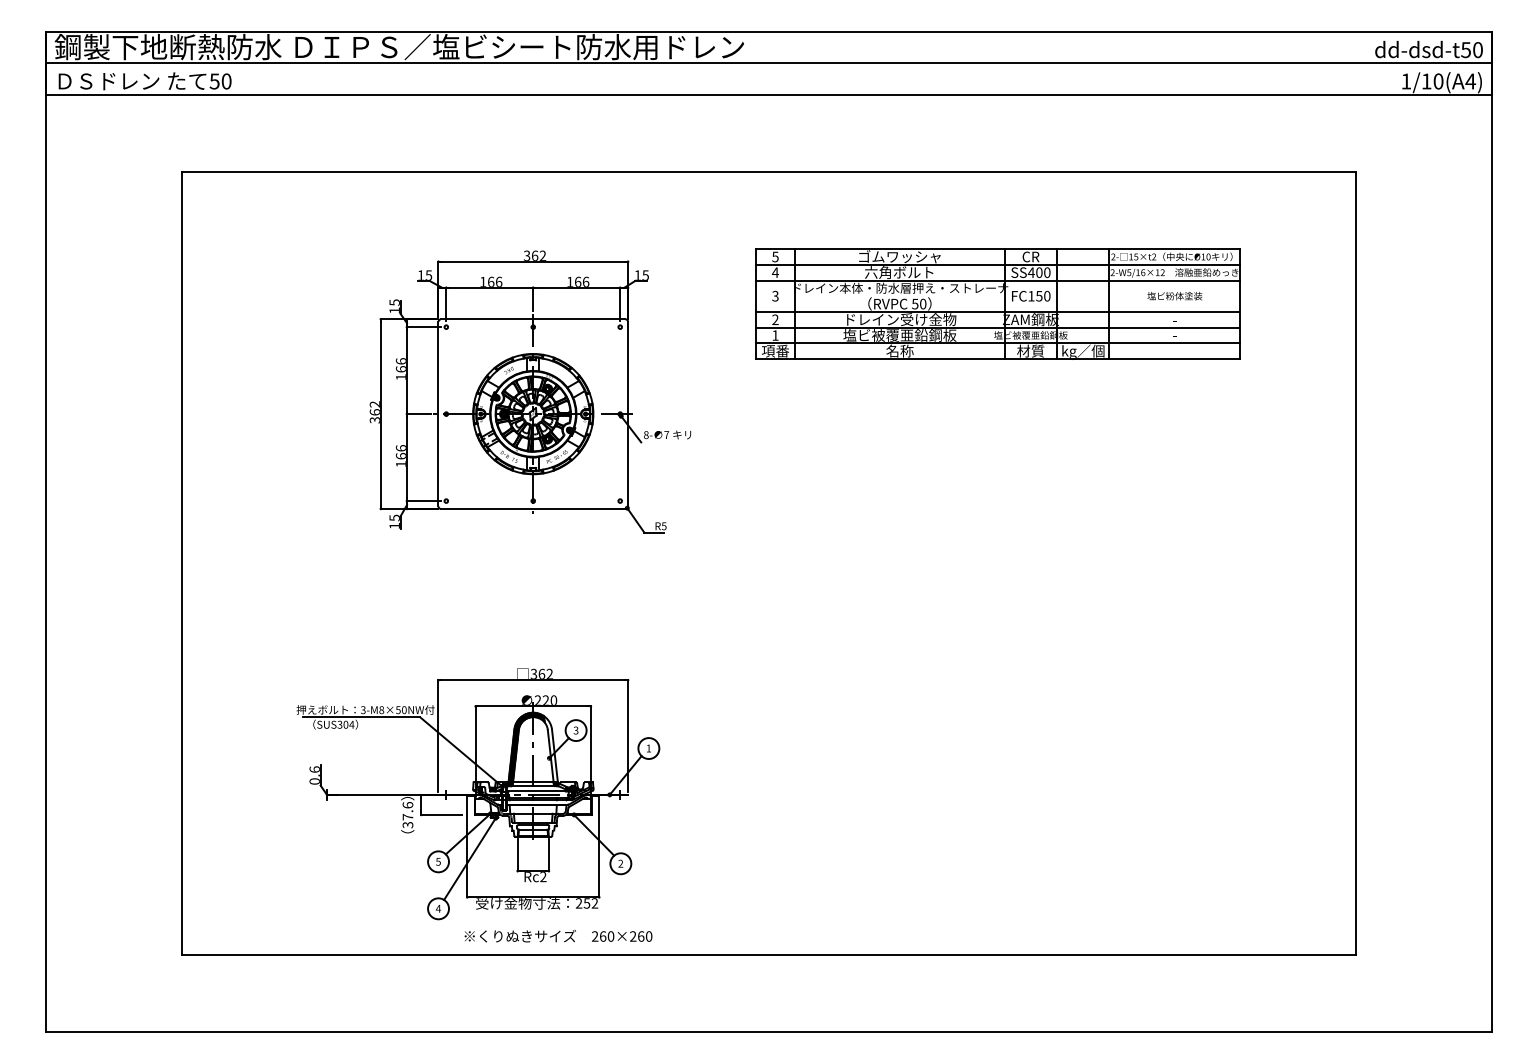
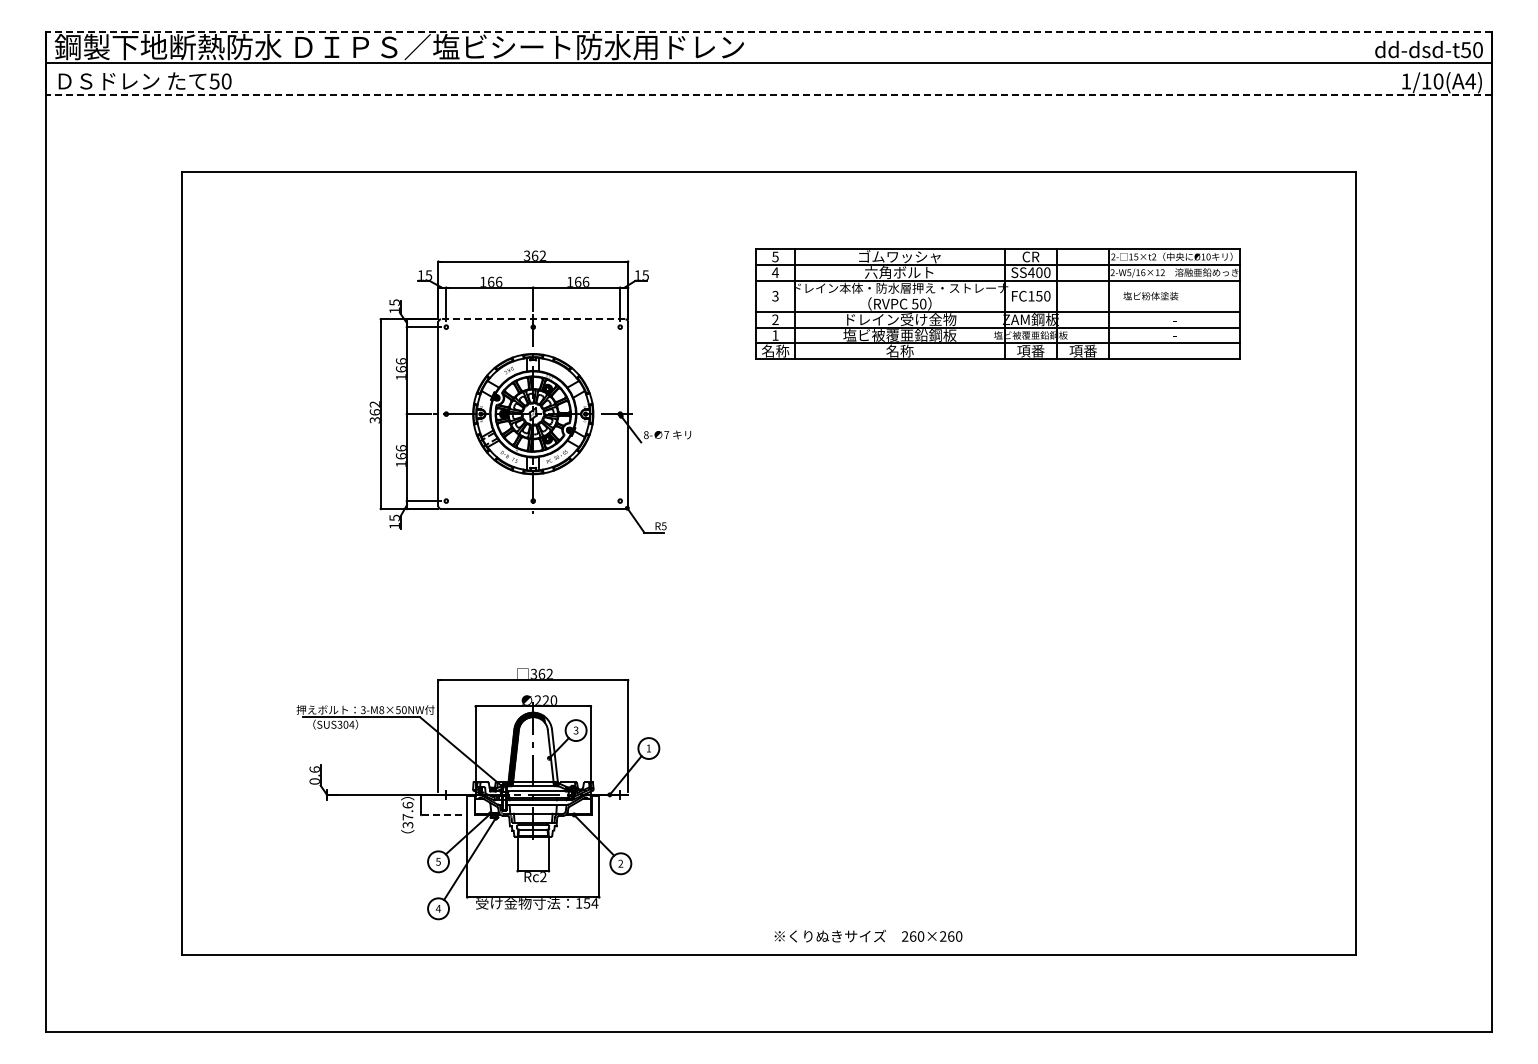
line: solid -> dashed (769, 31)
line: solid -> dashed (769, 94)
text position: (1174, 296) -> (1150, 296) (1150, 296)
line: solid -> dashed (532, 319)
text: 項番 -> 名称 (775, 350)
text: 材質 -> 項番 (1030, 350)
text: kg／個 -> 項番 (1083, 350)
line: solid -> dashed (441, 814)
text: 252 -> 154 (586, 903)
text position: (558, 936) -> (868, 936) (868, 936)
